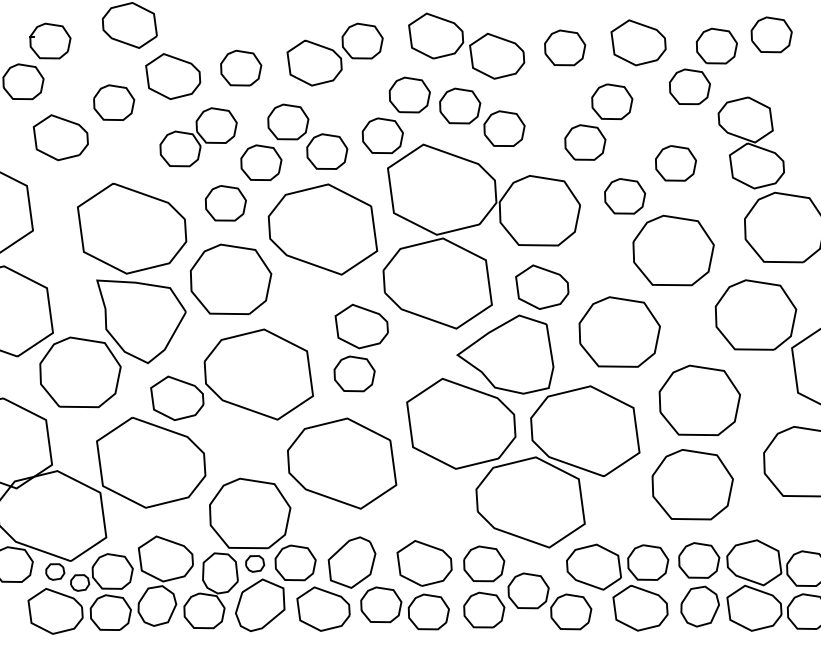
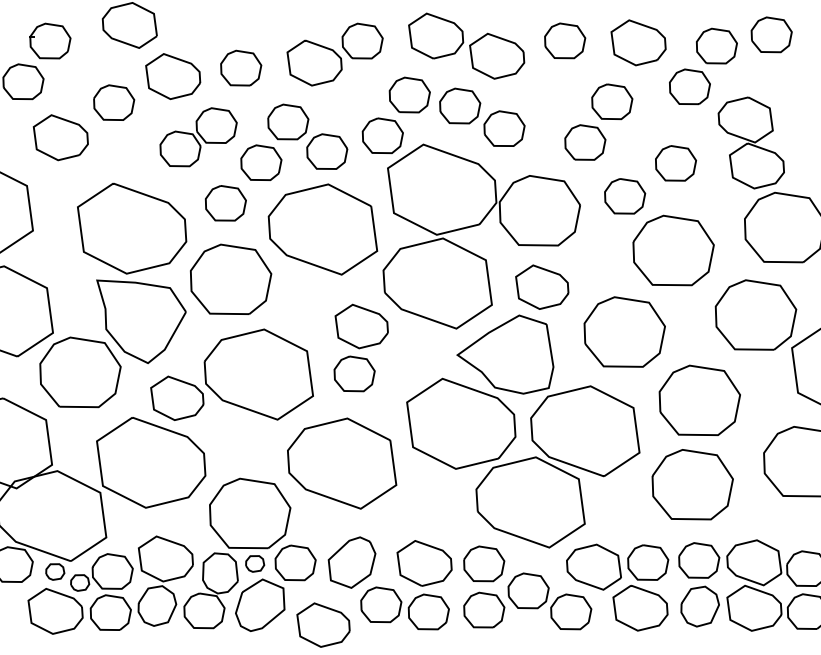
part position: (565, 47) -> (565, 40) (565, 40)
part position: (619, 331) -> (624, 331) (624, 331)
part position: (323, 608) -> (323, 624) (323, 624)
